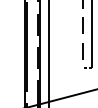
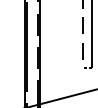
line: present -> none (48, 53)
